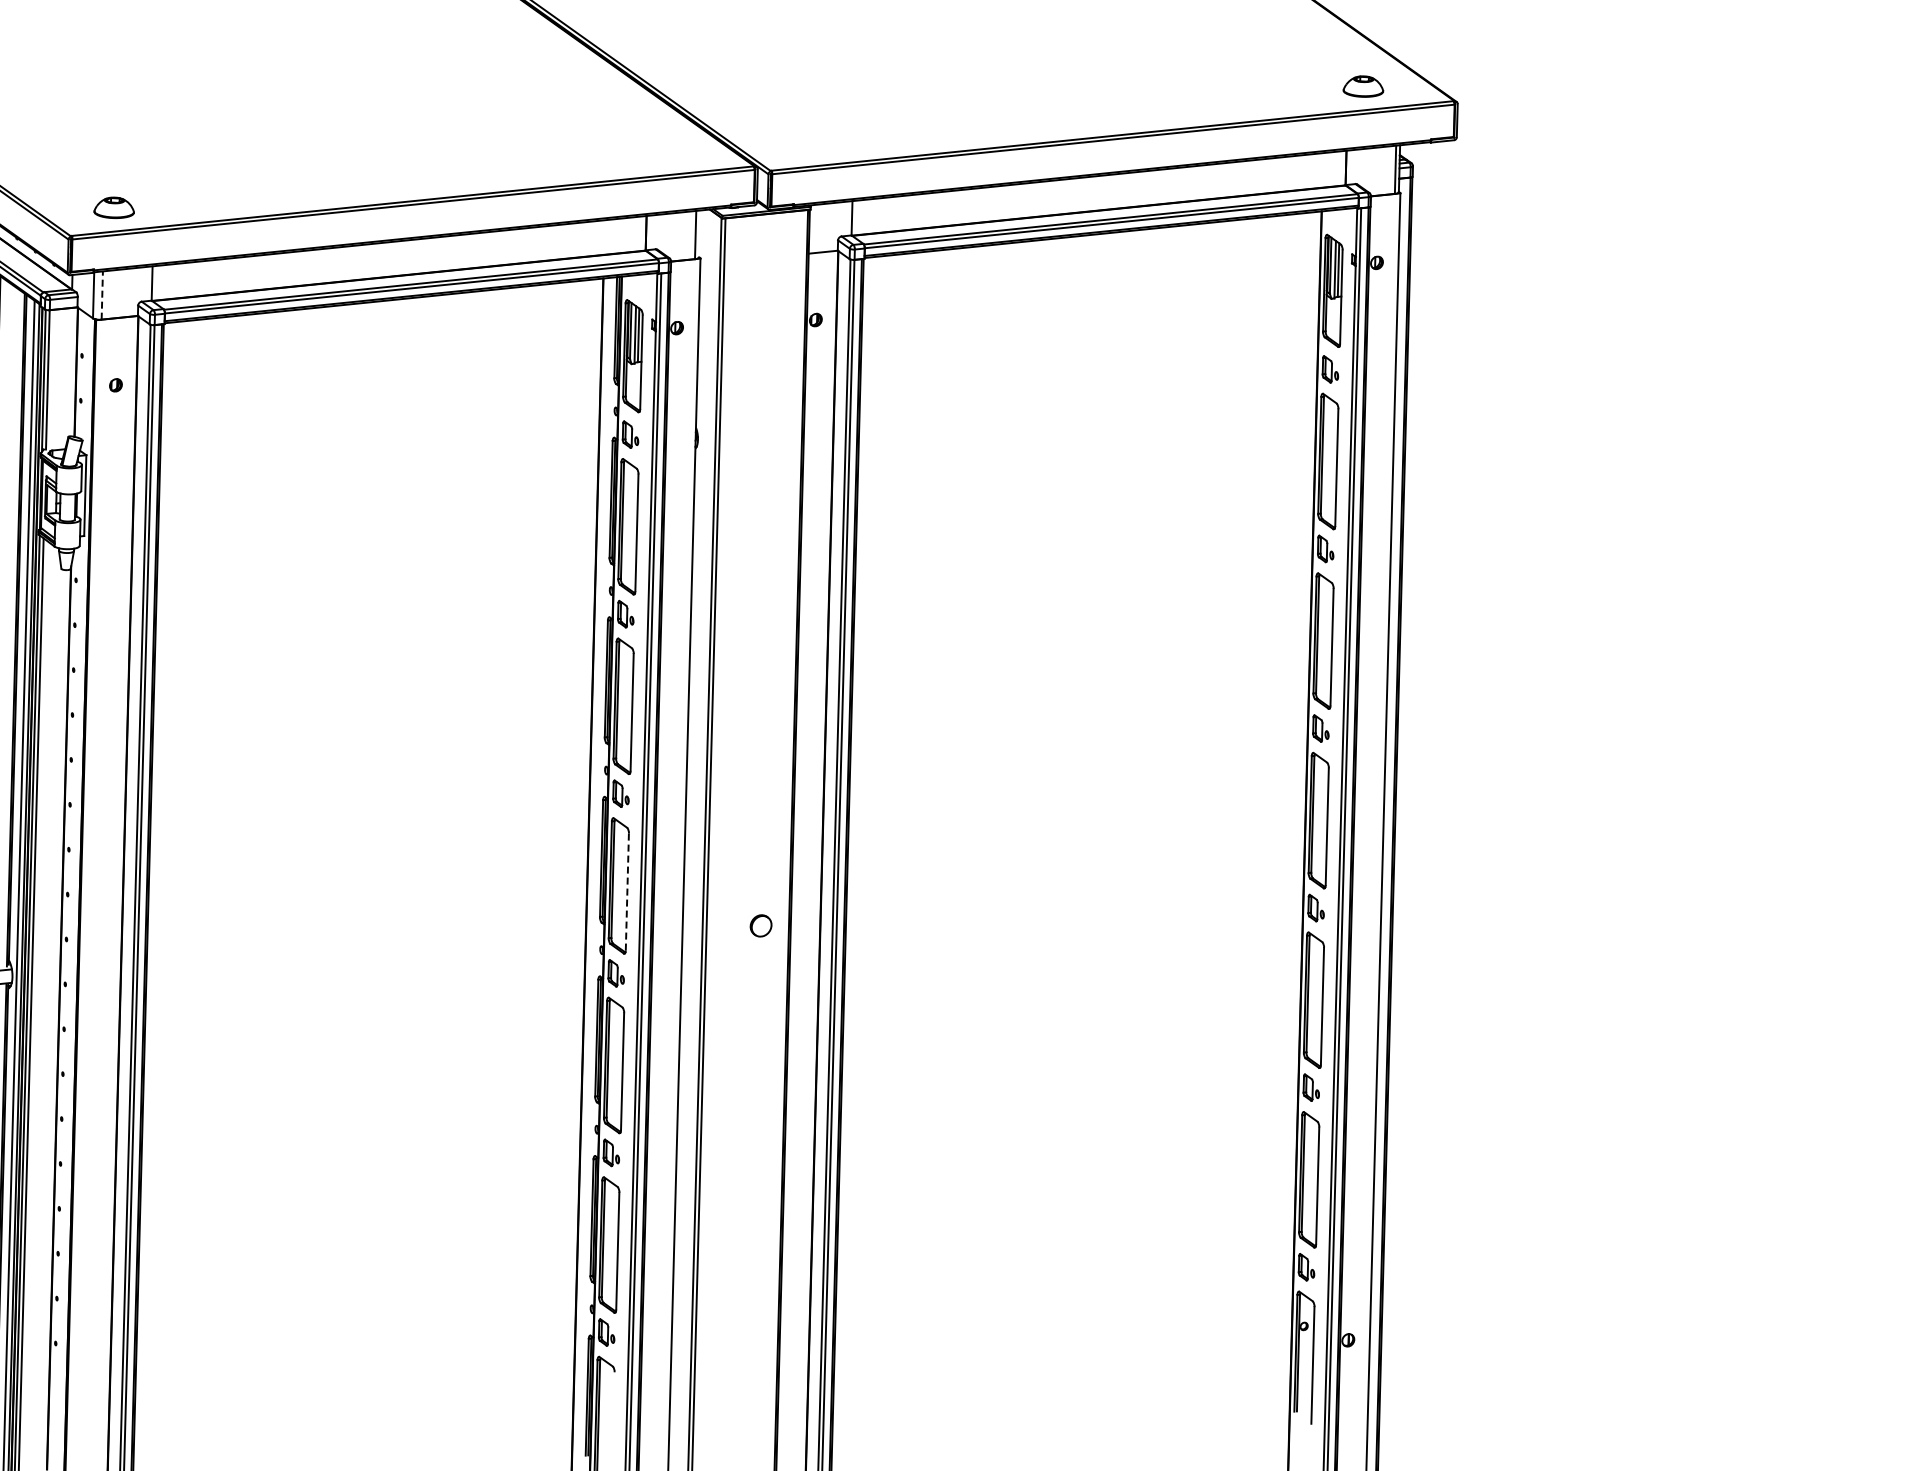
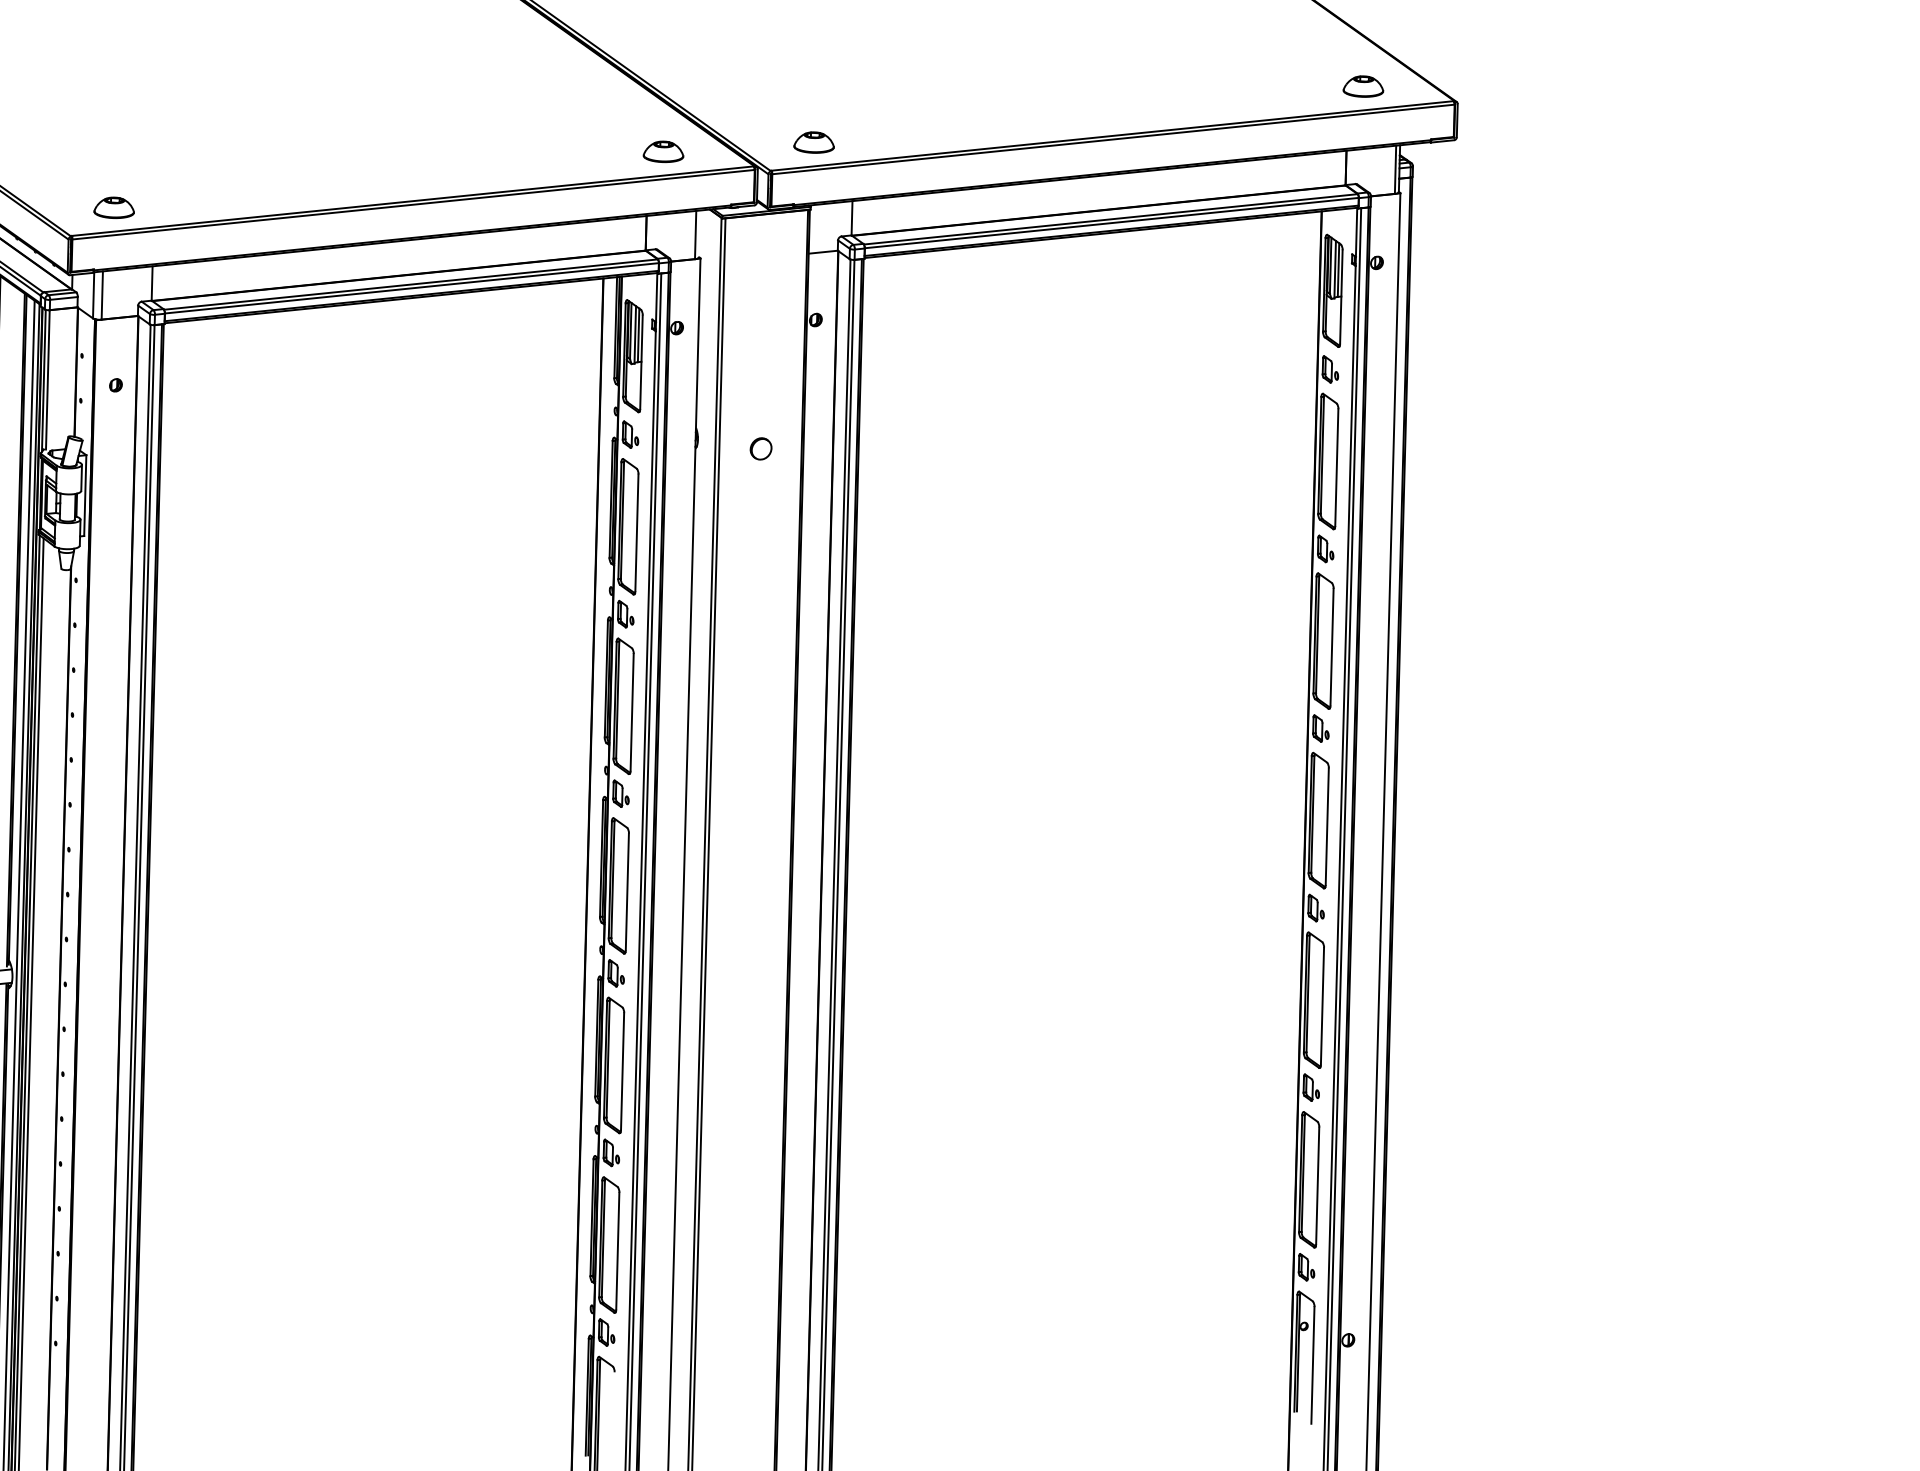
part: none -> present (813, 142)
part: none -> present (663, 151)
line: dashed -> solid (102, 295)
line: dashed -> solid (627, 892)
part position: (760, 925) -> (760, 448) (760, 448)
